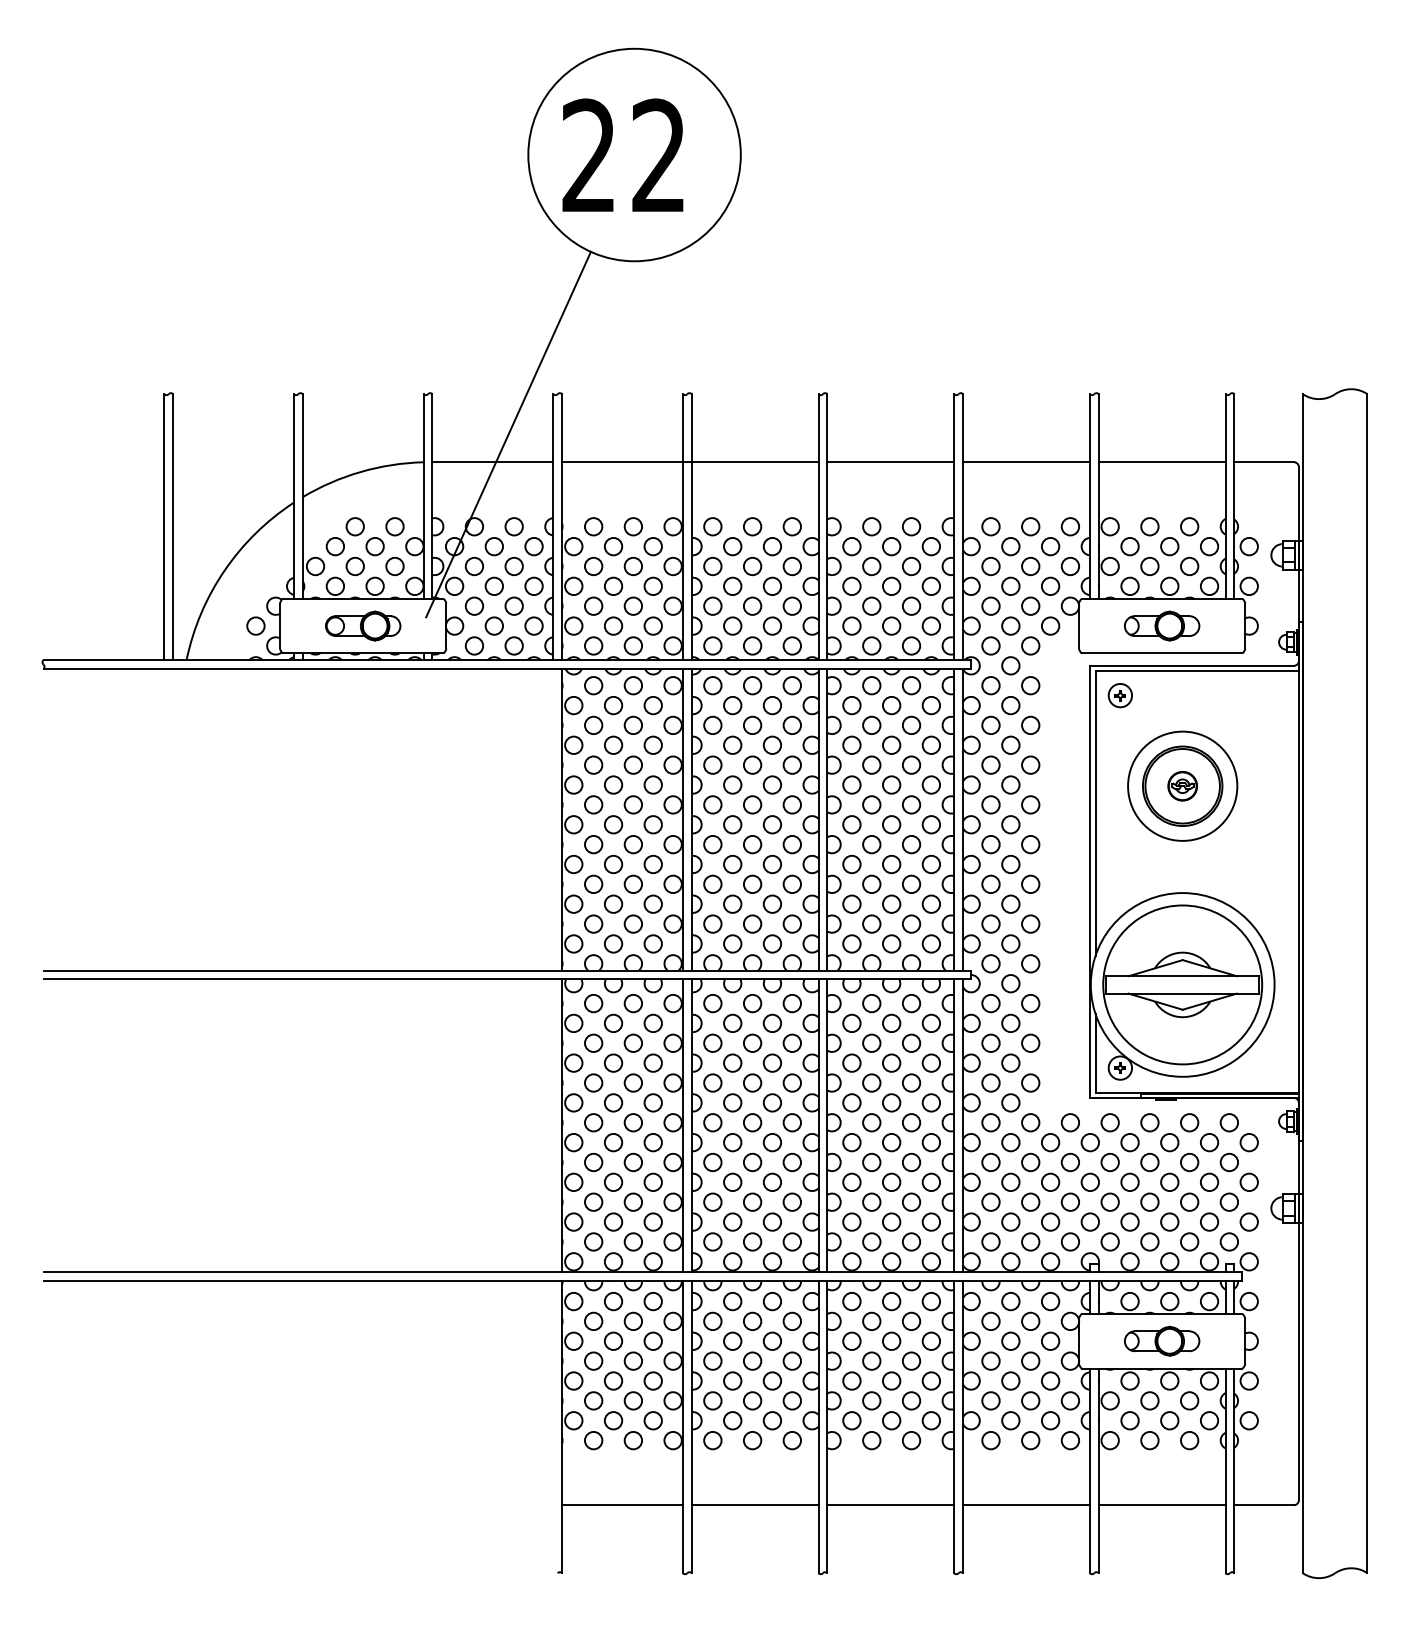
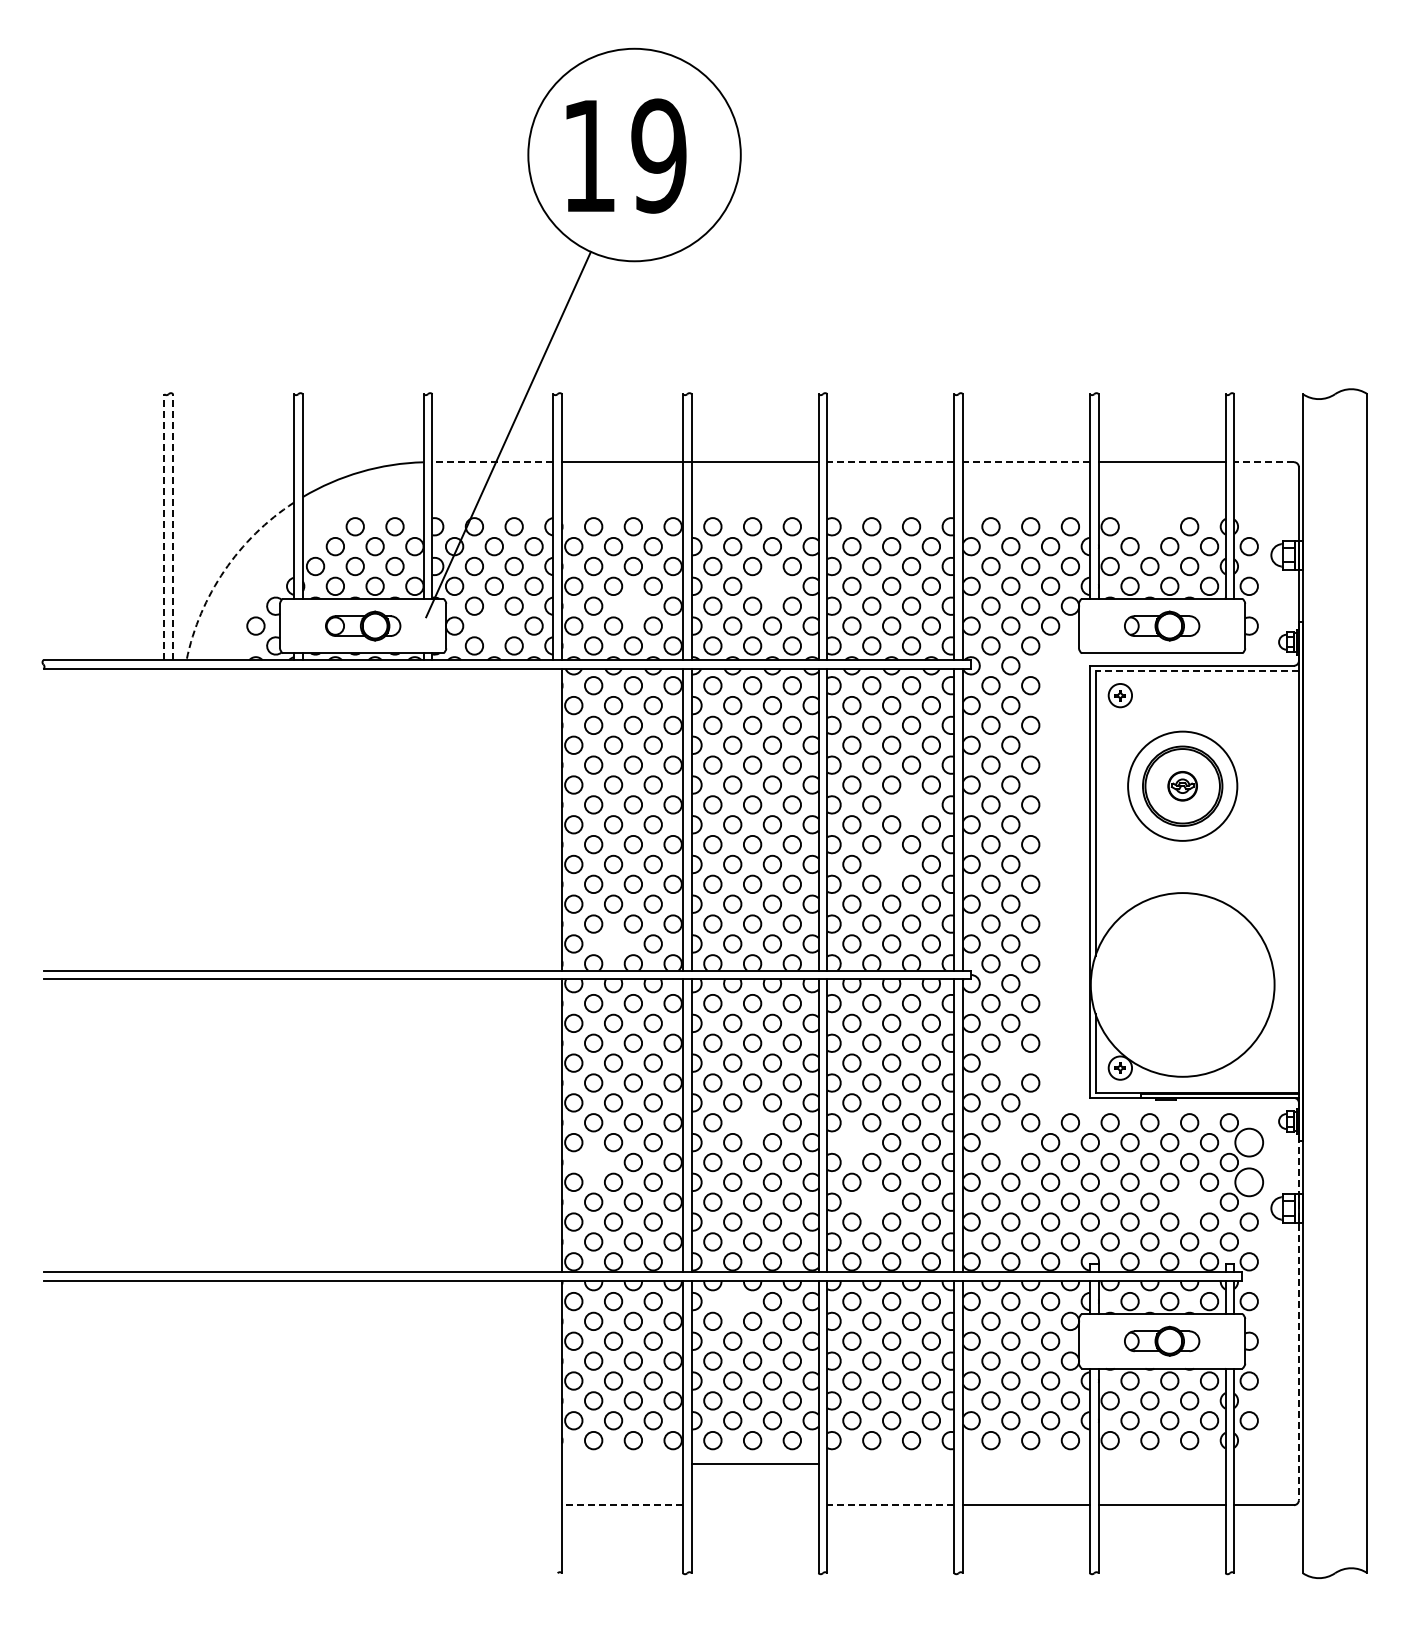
text: 22 -> 19 (624, 155)
line: solid -> dashed (492, 462)
line: solid -> dashed (890, 462)
line: solid -> dashed (1025, 462)
line: solid -> dashed (1264, 462)
circle: present -> none (1149, 526)
line: solid -> dashed (164, 527)
line: solid -> dashed (173, 527)
arc: solid -> dashed (224, 570)
circle: present -> none (771, 585)
circle: present -> none (632, 605)
circle: present -> none (493, 625)
line: solid -> dashed (1197, 670)
circle: present -> none (911, 804)
circle: present -> none (891, 864)
circle: present -> none (613, 943)
part: present -> none (1182, 984)
circle: present -> none (1010, 1062)
circle: present -> none (752, 1122)
circle: present -> none (851, 1142)
circle: present -> none (1010, 1142)
circle diameter: 17 px -> 28 px (1249, 1142)
circle: present -> none (593, 1162)
circle diameter: 17 px -> 28 px (1249, 1182)
circle: present -> none (871, 1201)
circle: present -> none (1189, 1201)
circle: present -> none (732, 1301)
line: solid -> dashed (1298, 1301)
line: solid -> dashed (621, 1505)
line position: (754, 1505) -> (754, 1464) (754, 1464)
line: solid -> dashed (890, 1505)
